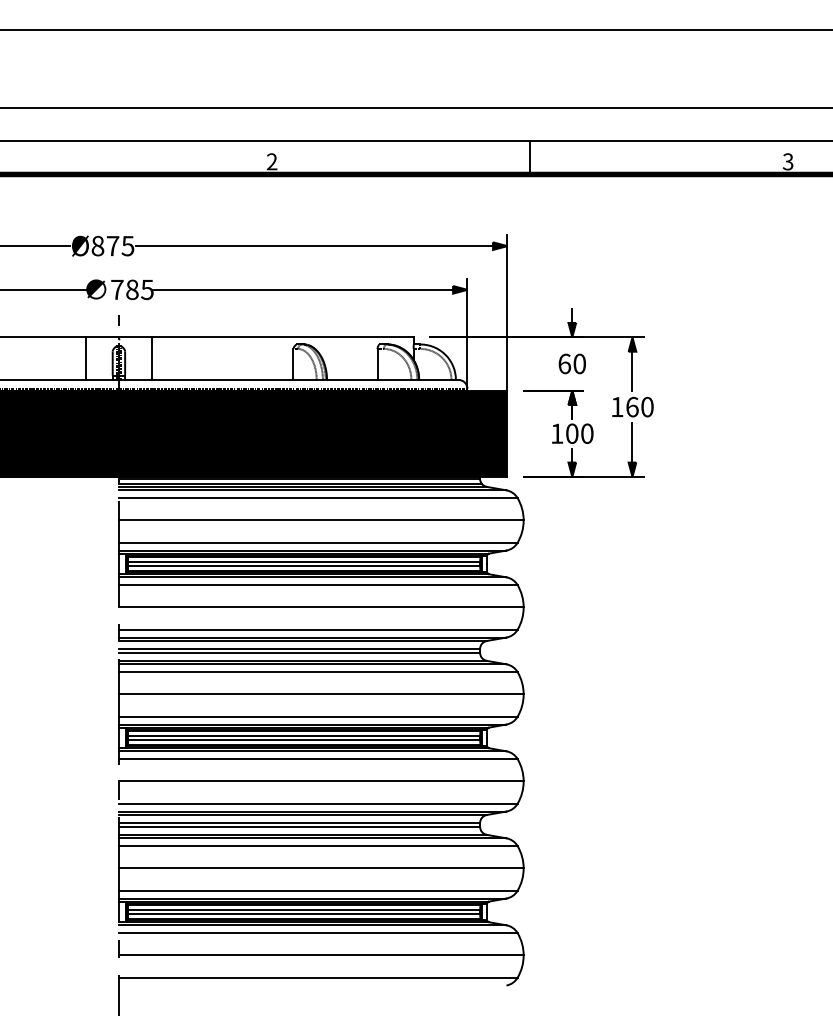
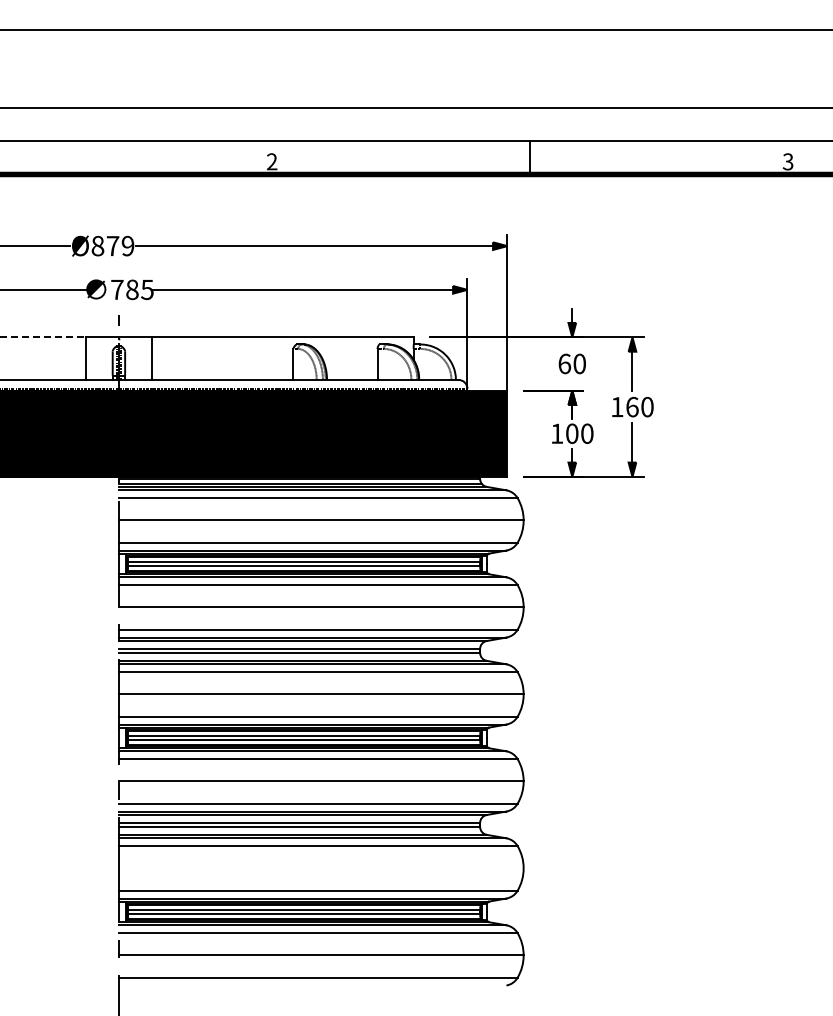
text: Ø875 -> Ø879 (127, 245)
line: solid -> dashed (43, 337)
line: present -> none (320, 868)
